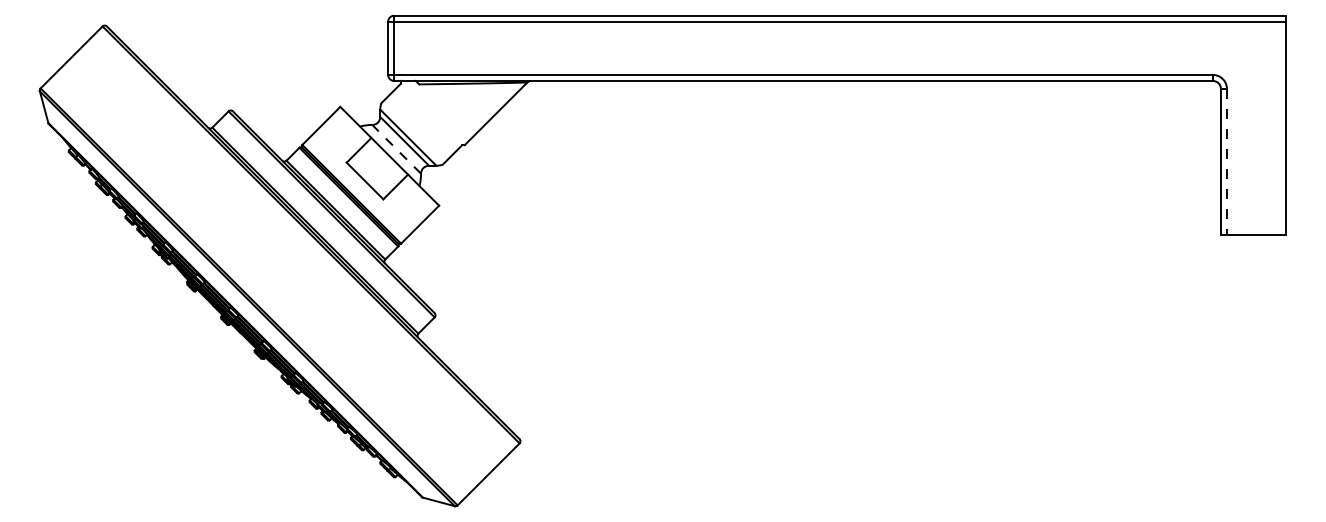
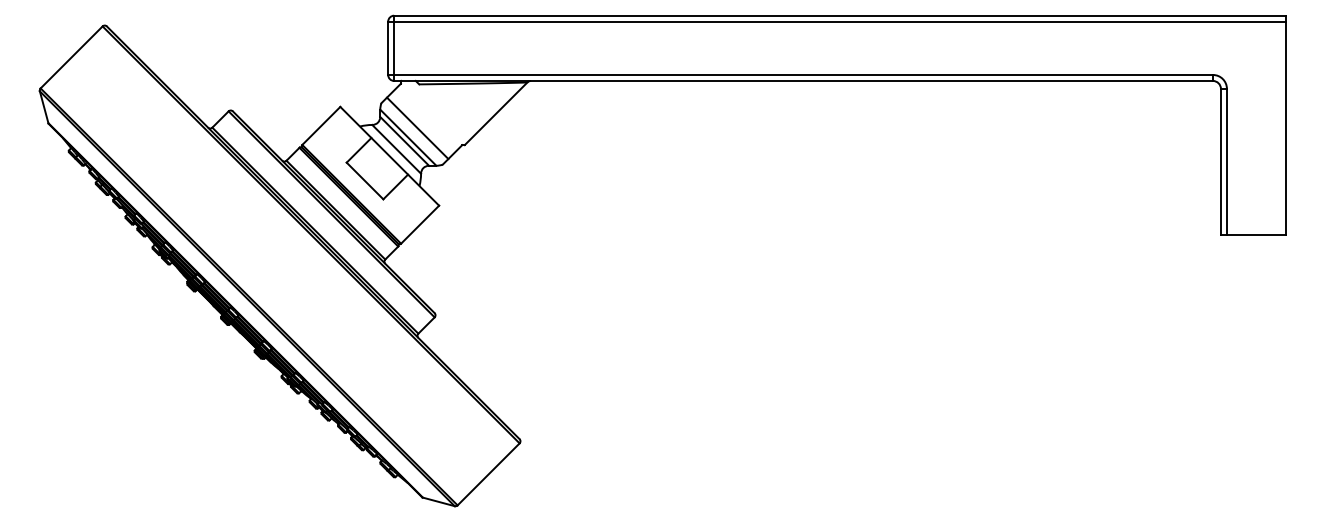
line: none -> present (417, 128)
line: dashed -> solid (396, 149)
line: dashed -> solid (1226, 162)
